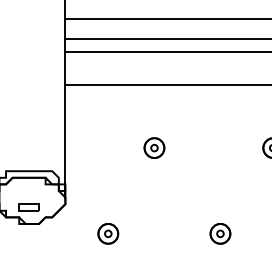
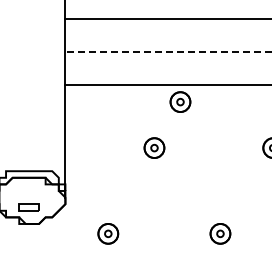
line: present -> none (166, 39)
line: solid -> dashed (168, 52)
part: none -> present (180, 101)
